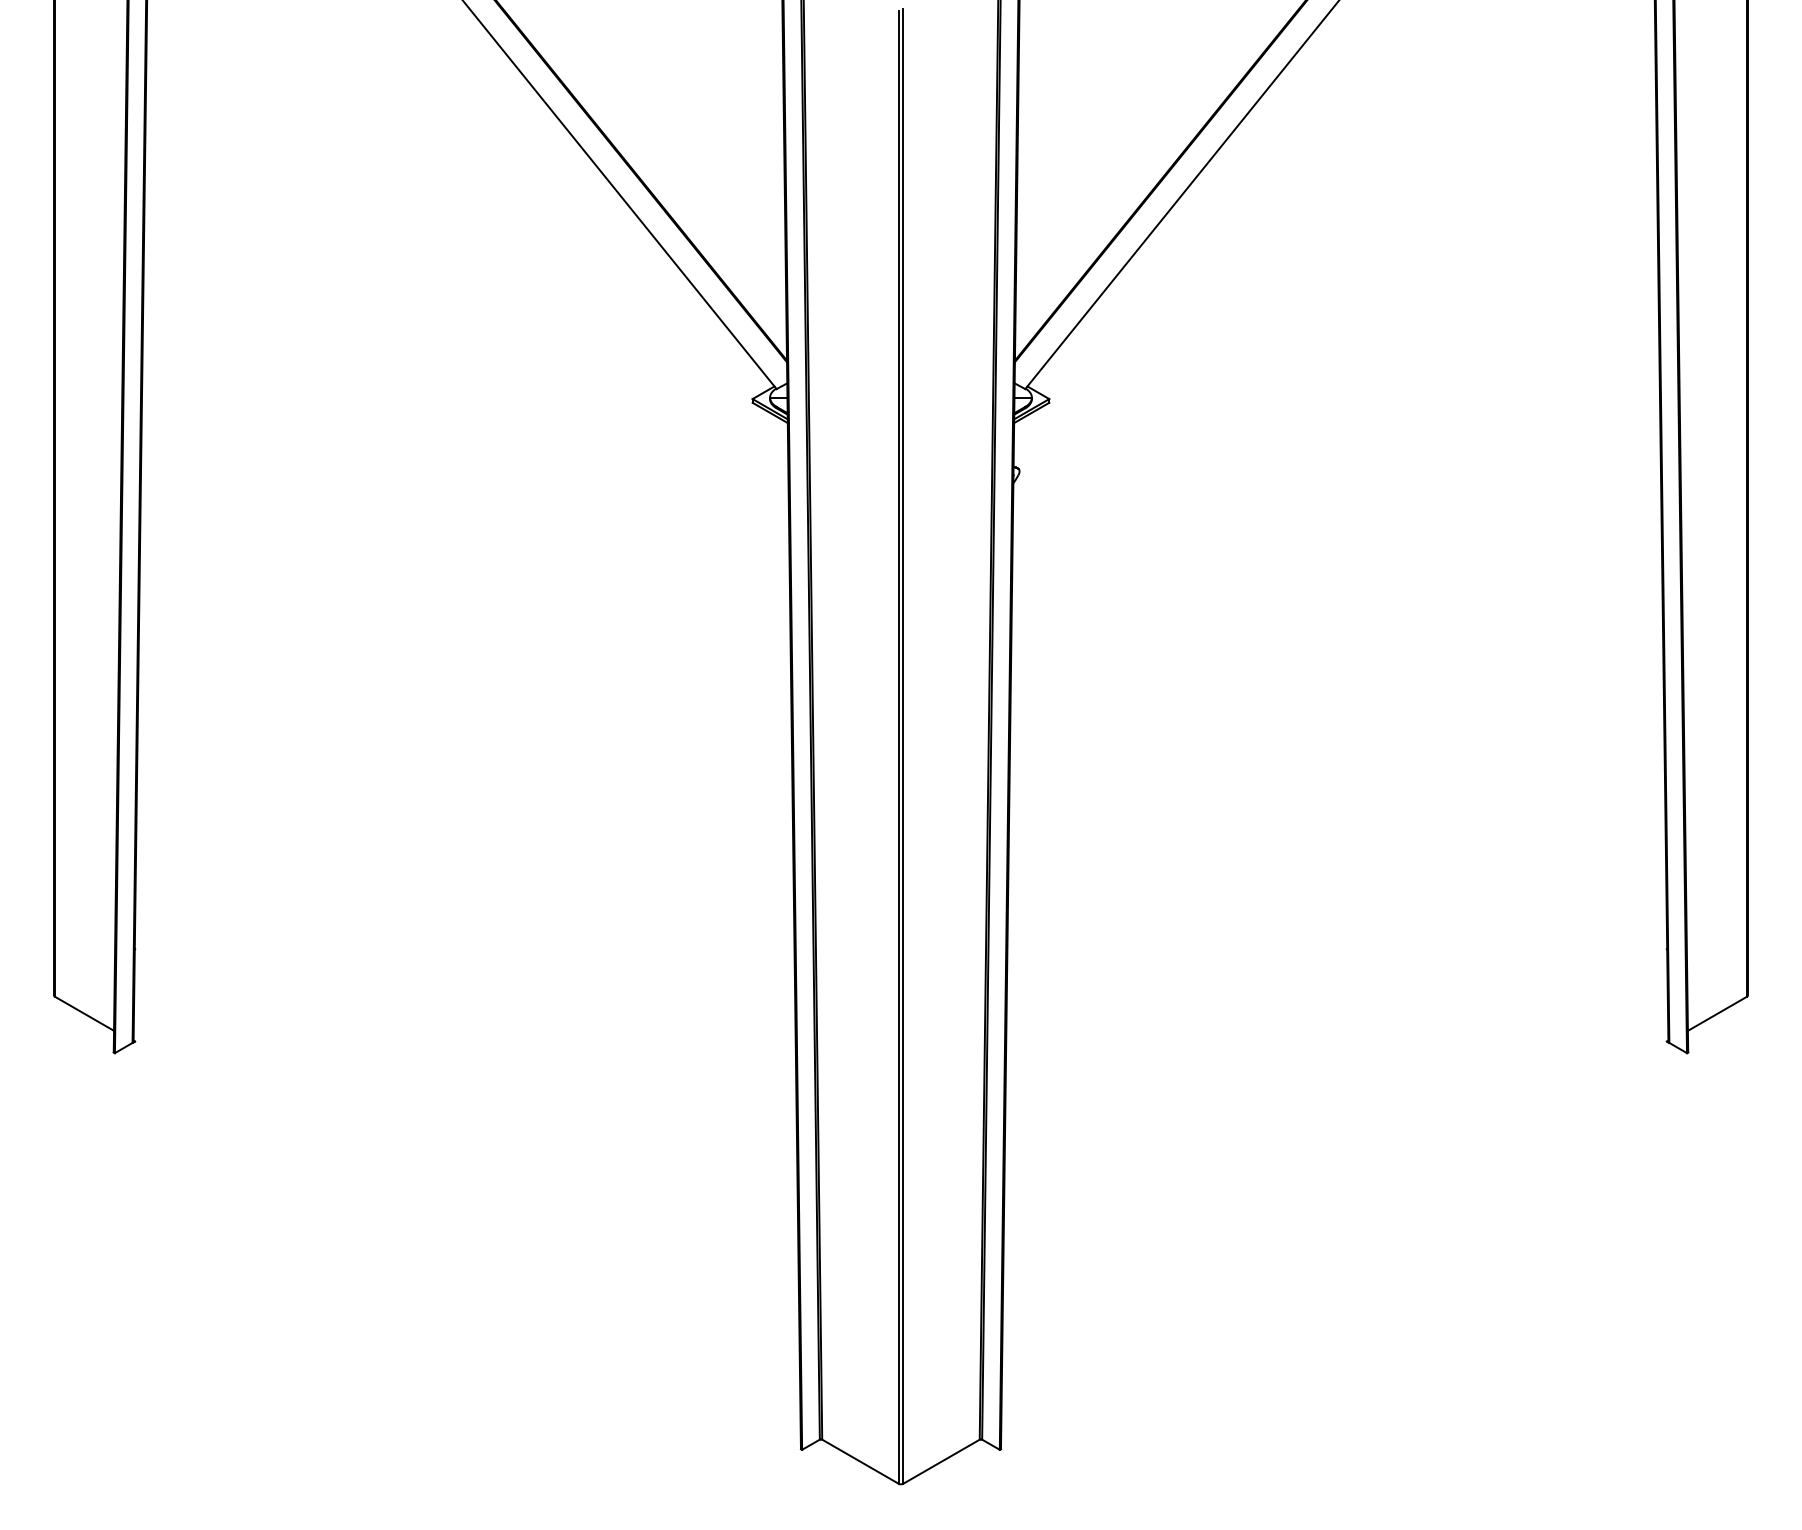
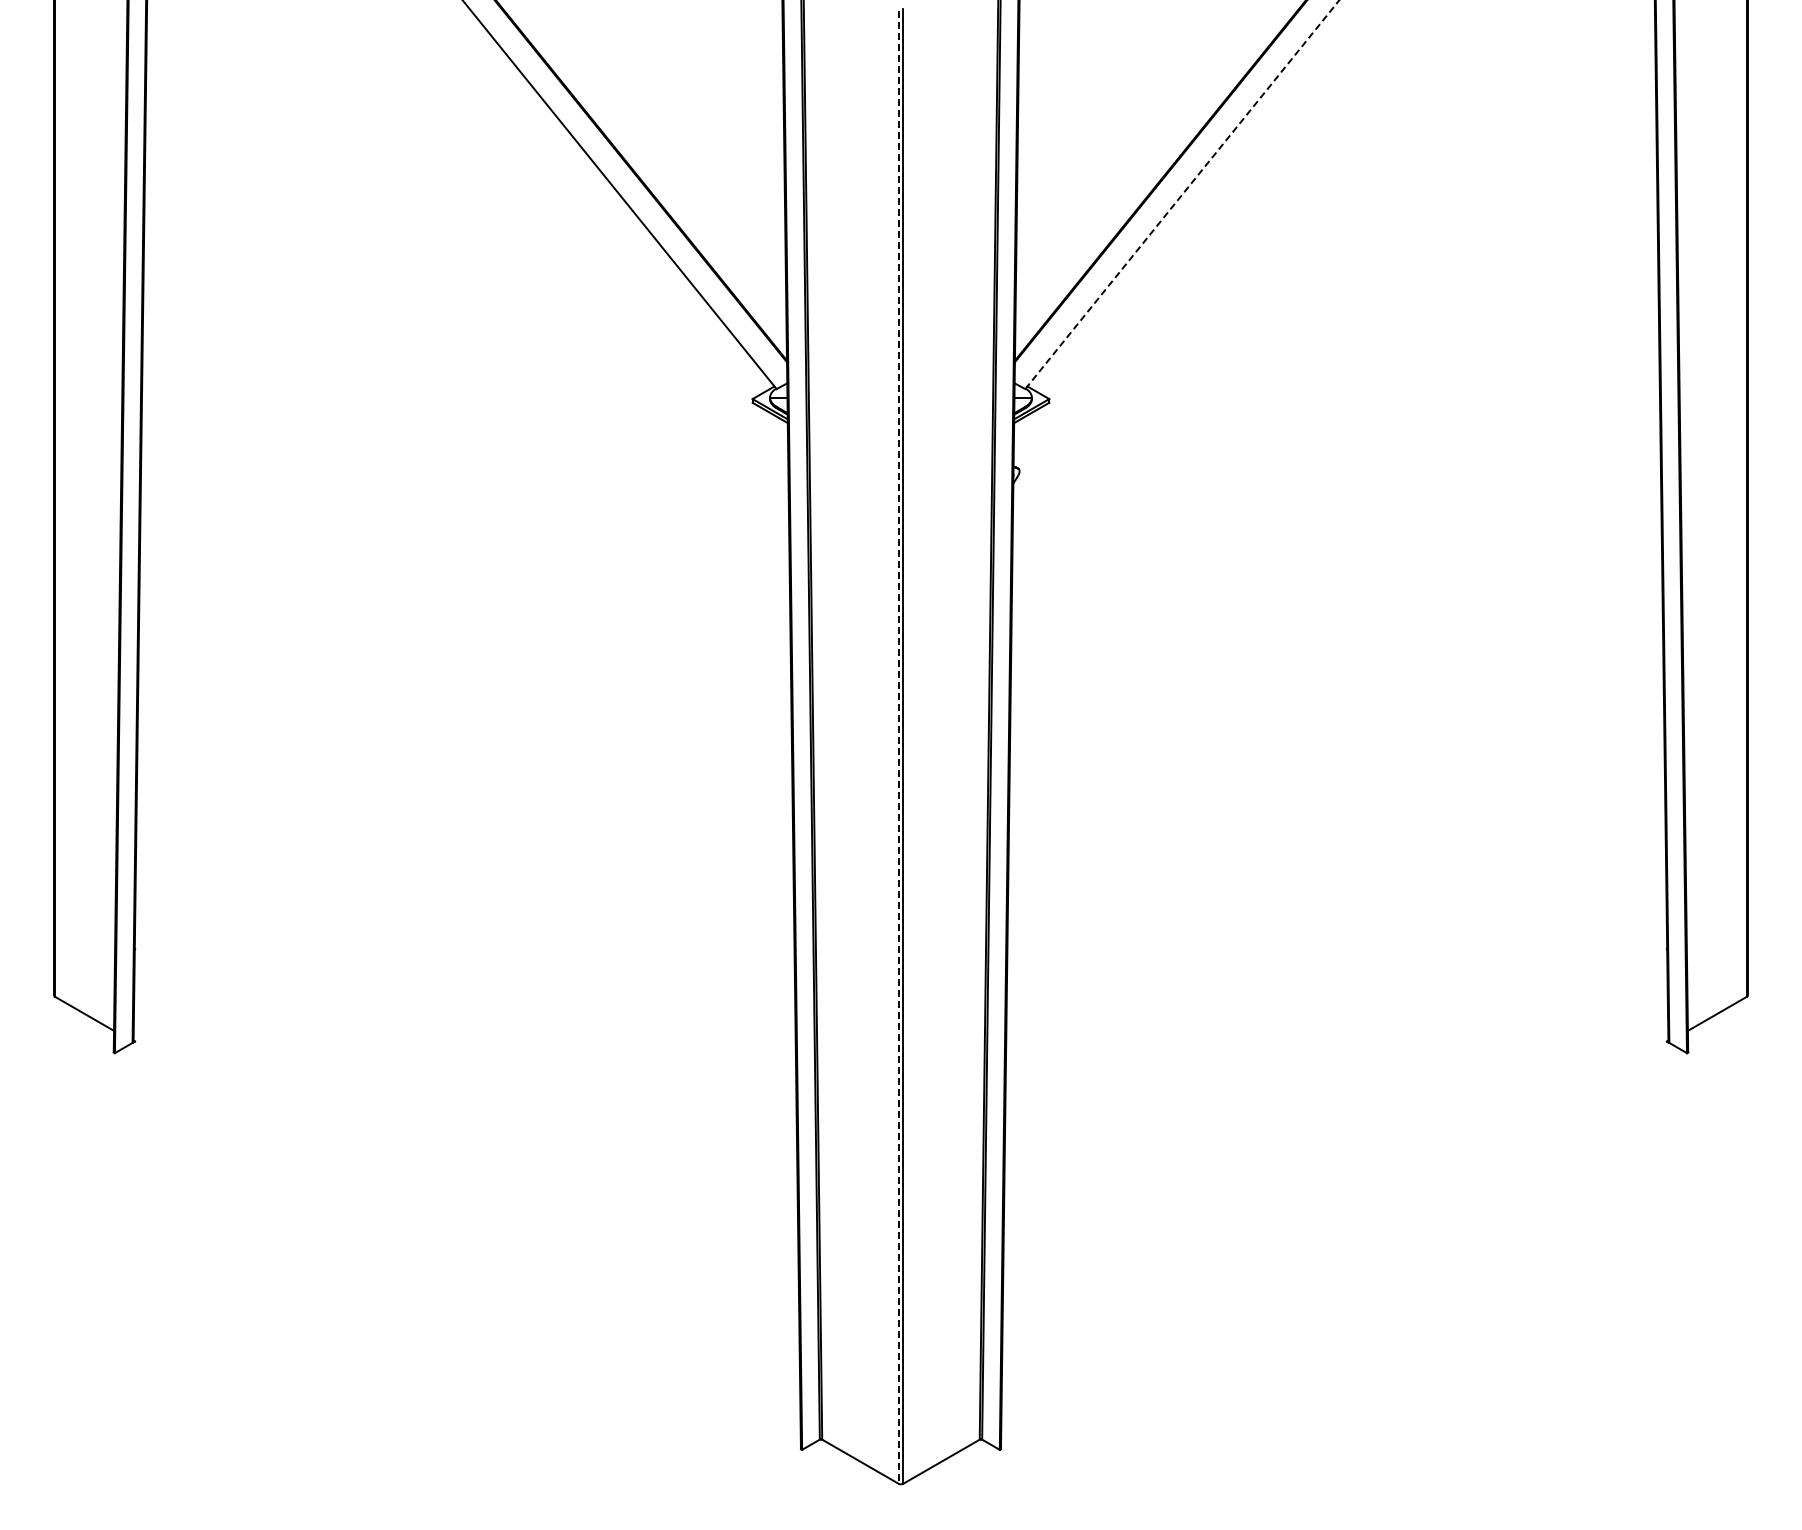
line: solid -> dashed (1182, 194)
line: solid -> dashed (898, 747)
